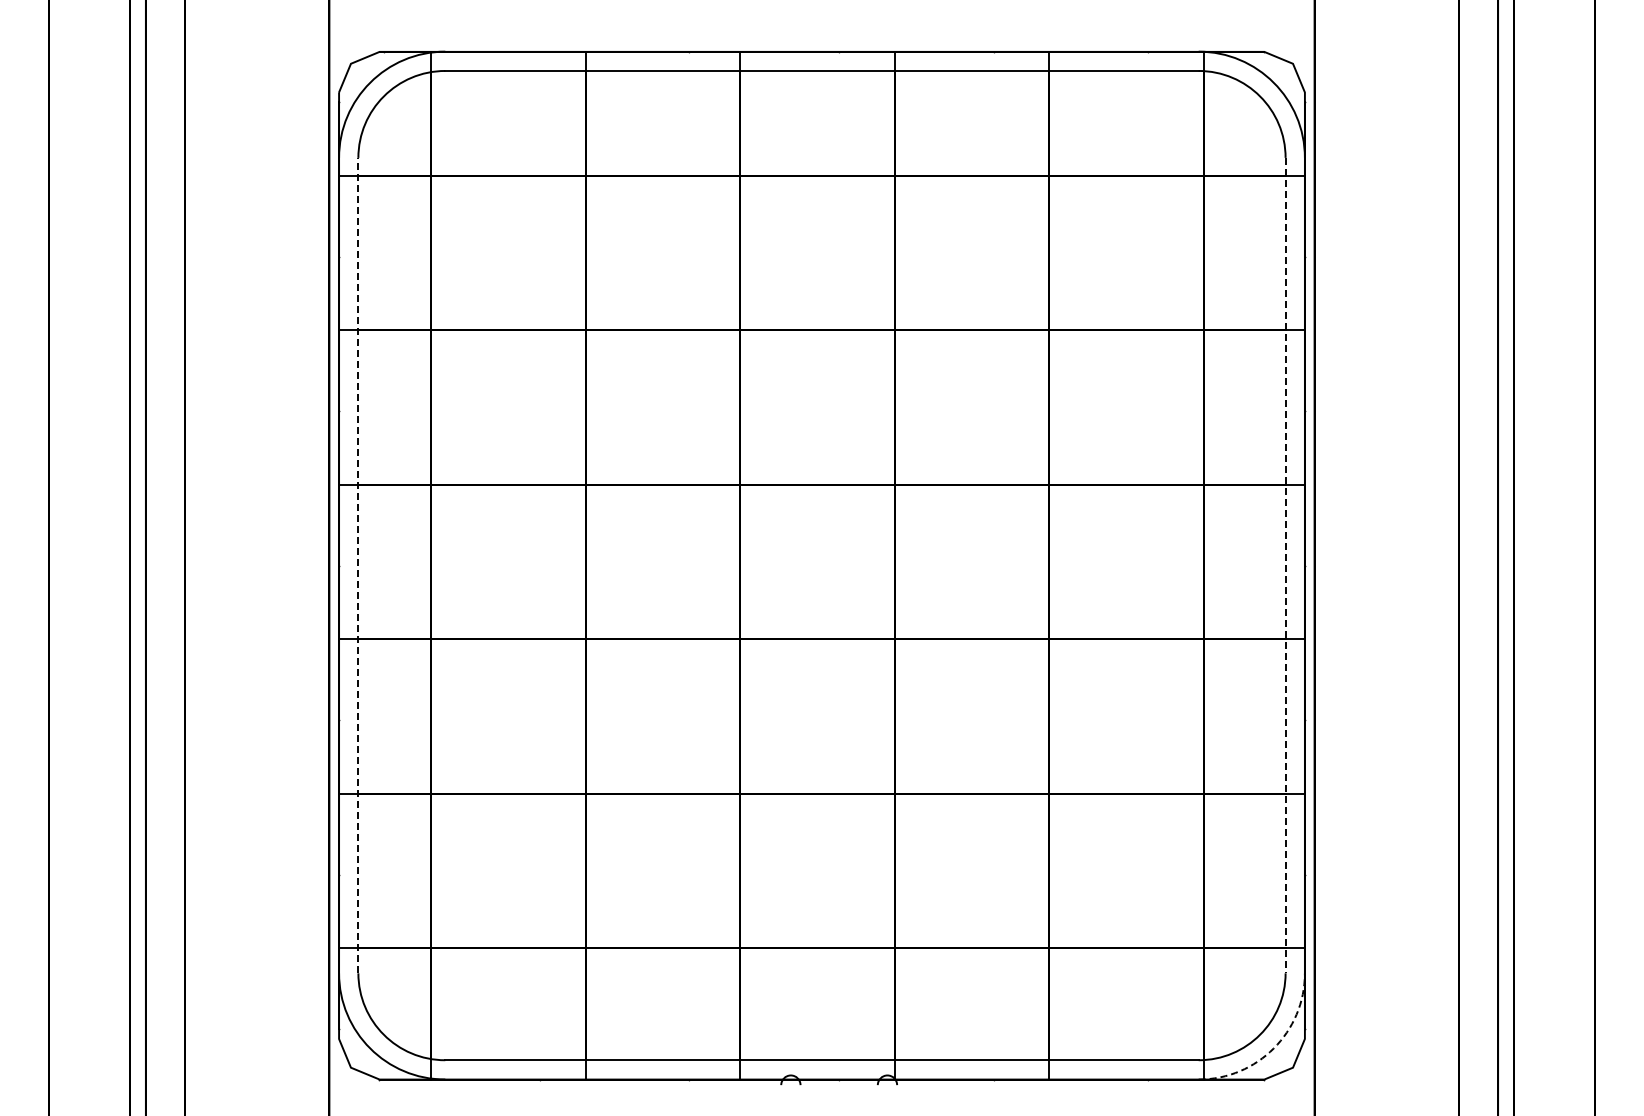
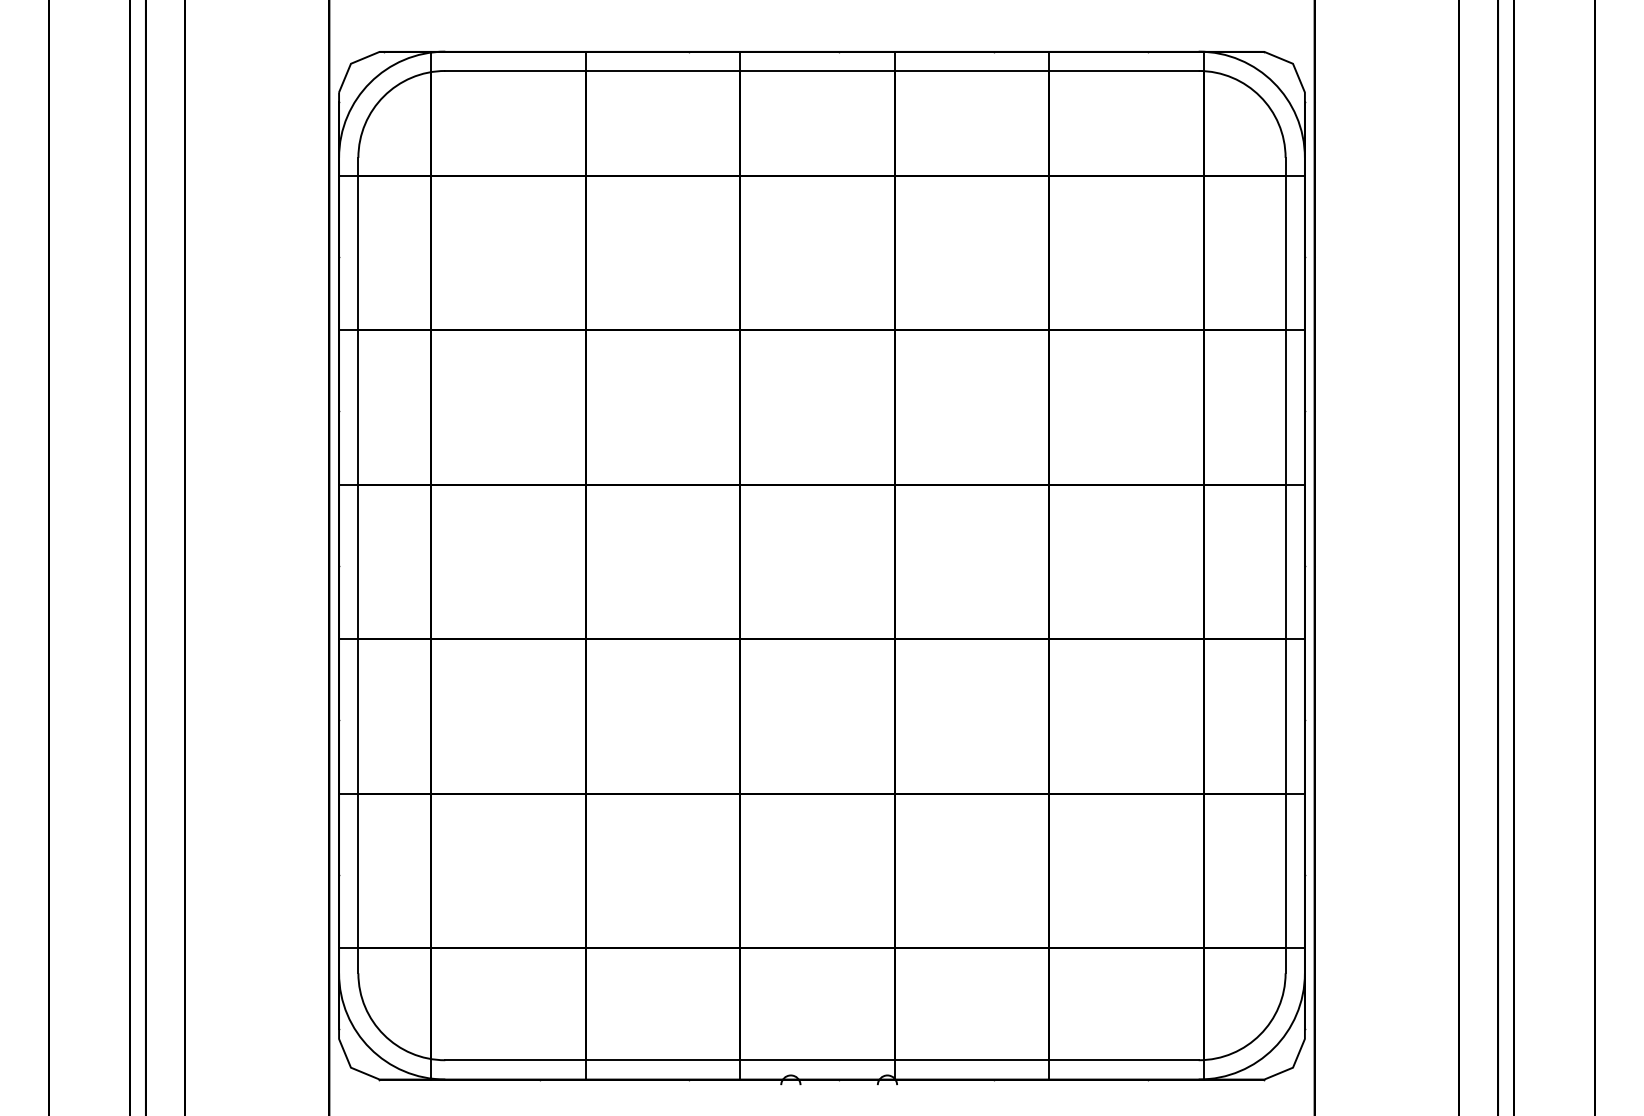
line: dashed -> solid (358, 565)
line: dashed -> solid (1285, 565)
arc: dashed -> solid (1273, 1048)
